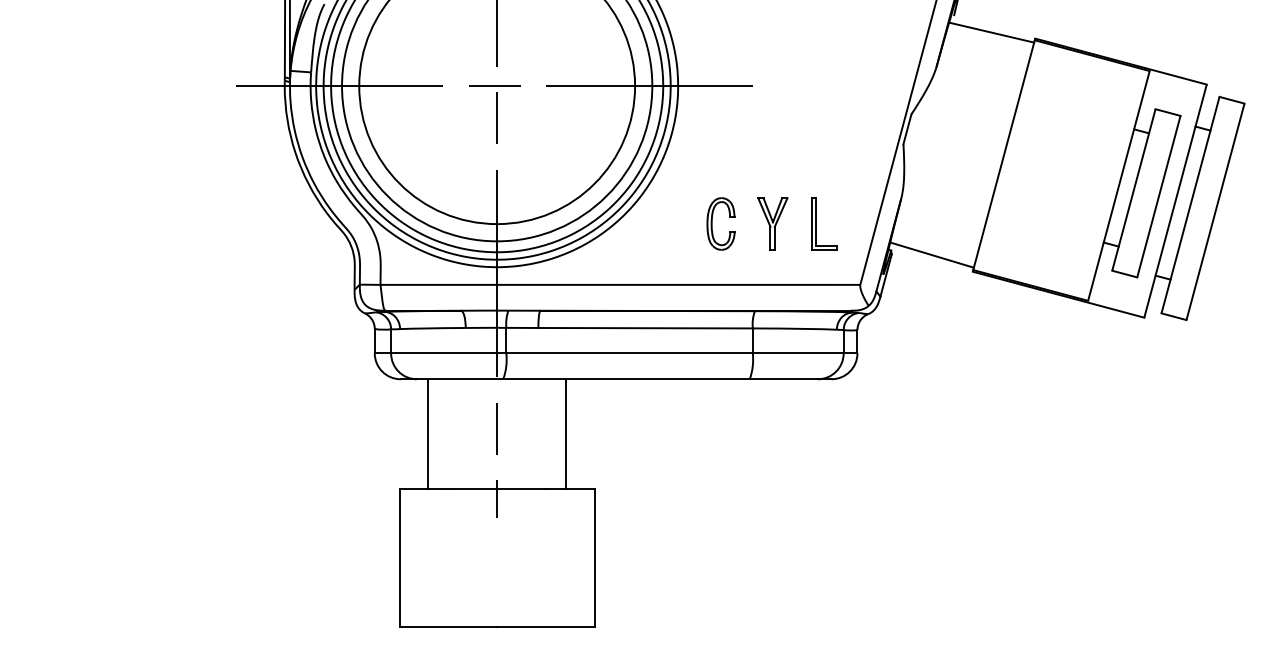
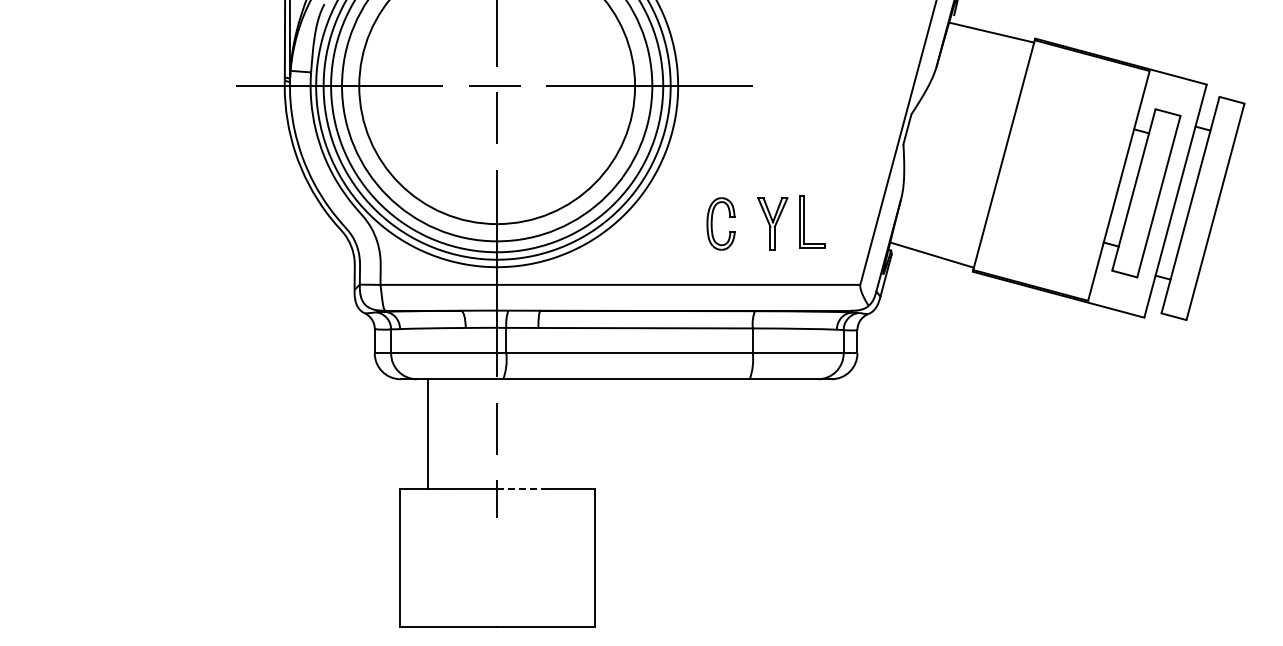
part position: (816, 223) -> (804, 221) (804, 221)
line: present -> none (566, 433)
line: solid -> dashed (522, 488)
